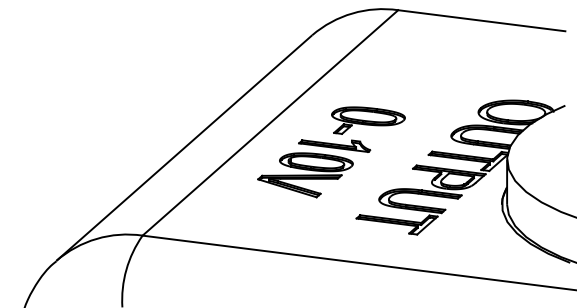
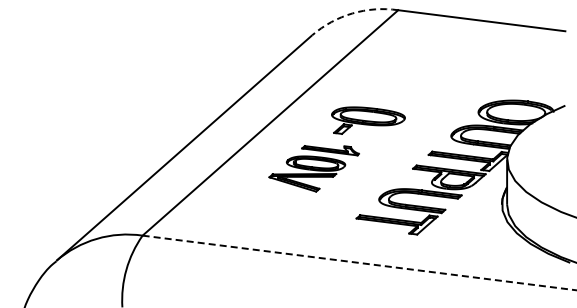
arc: solid -> dashed (352, 13)
part size: 115x60 px -> 92x48 px (313, 168)
line: solid -> dashed (359, 263)
